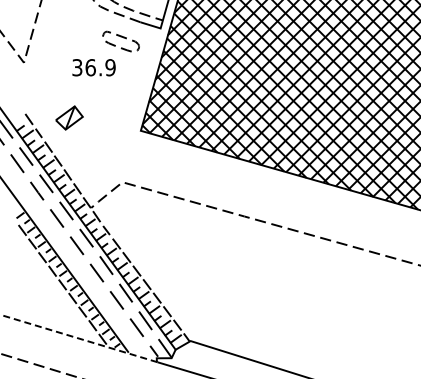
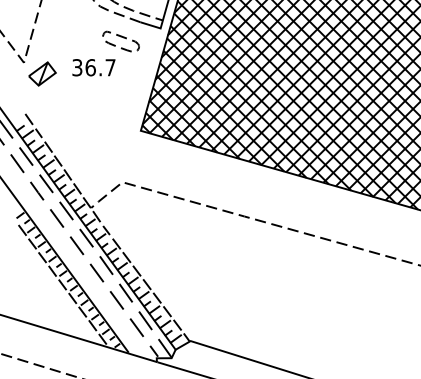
text: 36.9 -> 36.7 (110, 67)
part position: (69, 117) -> (42, 73) (42, 73)
line: dashed -> solid (79, 338)
